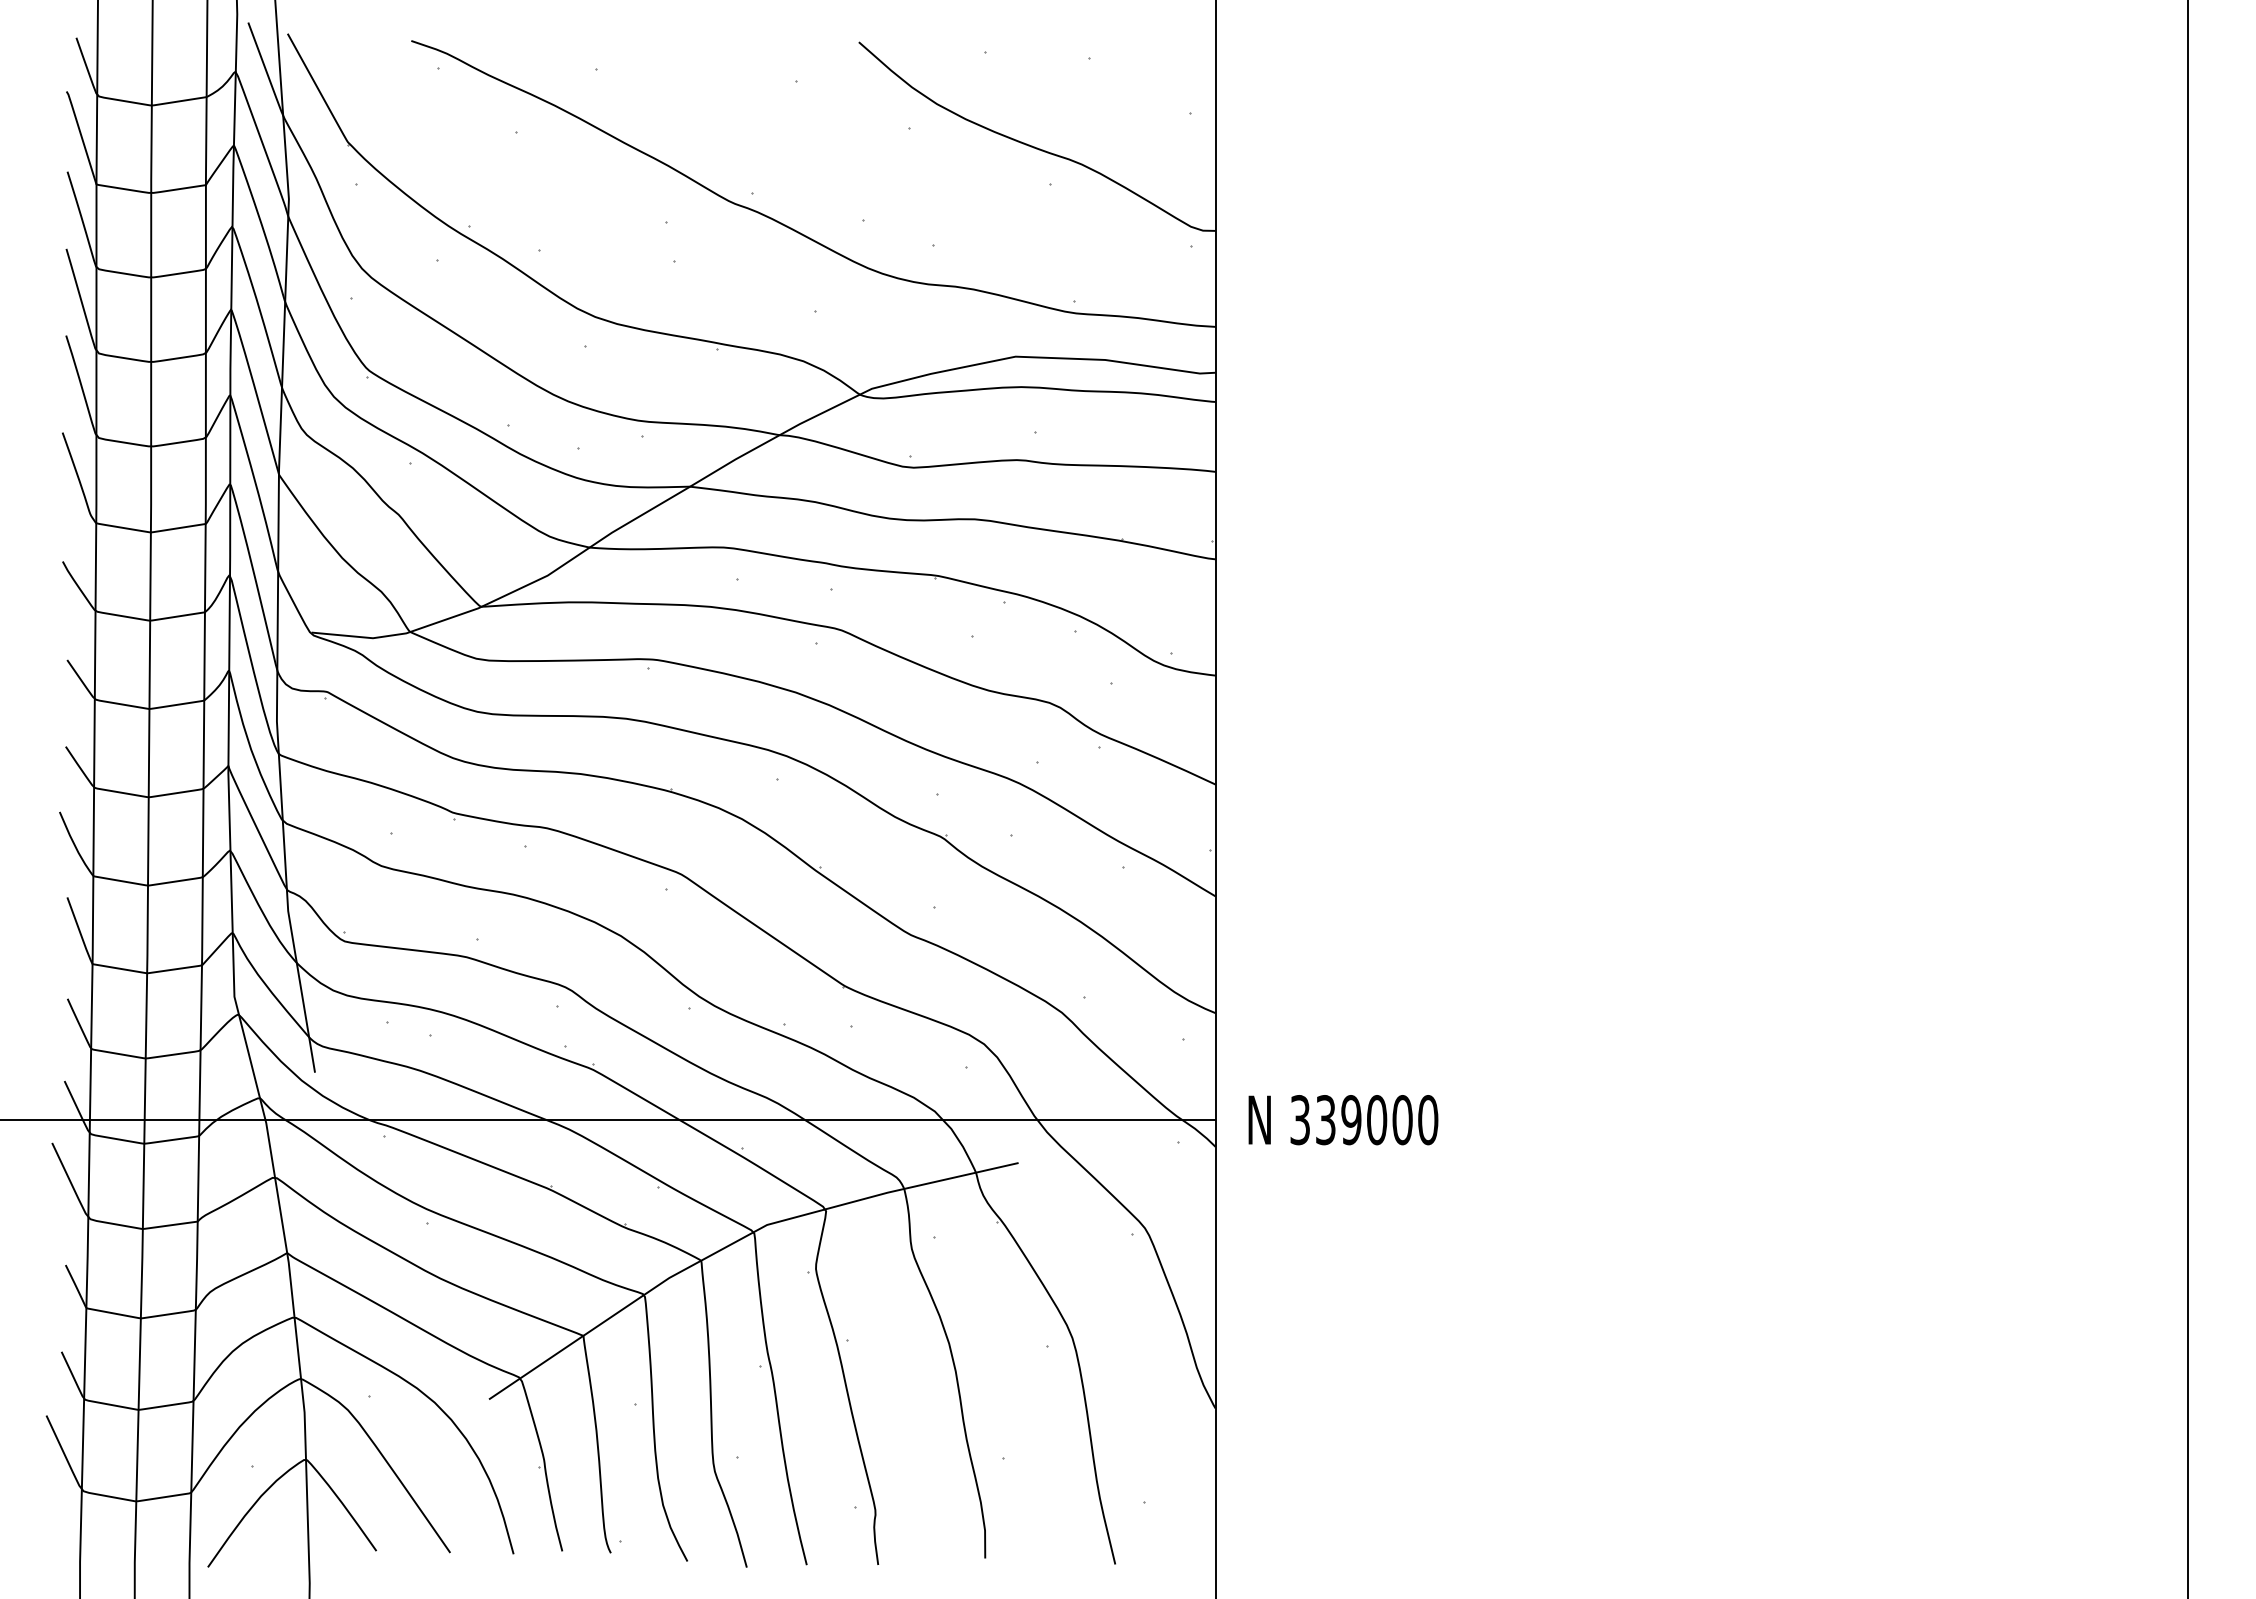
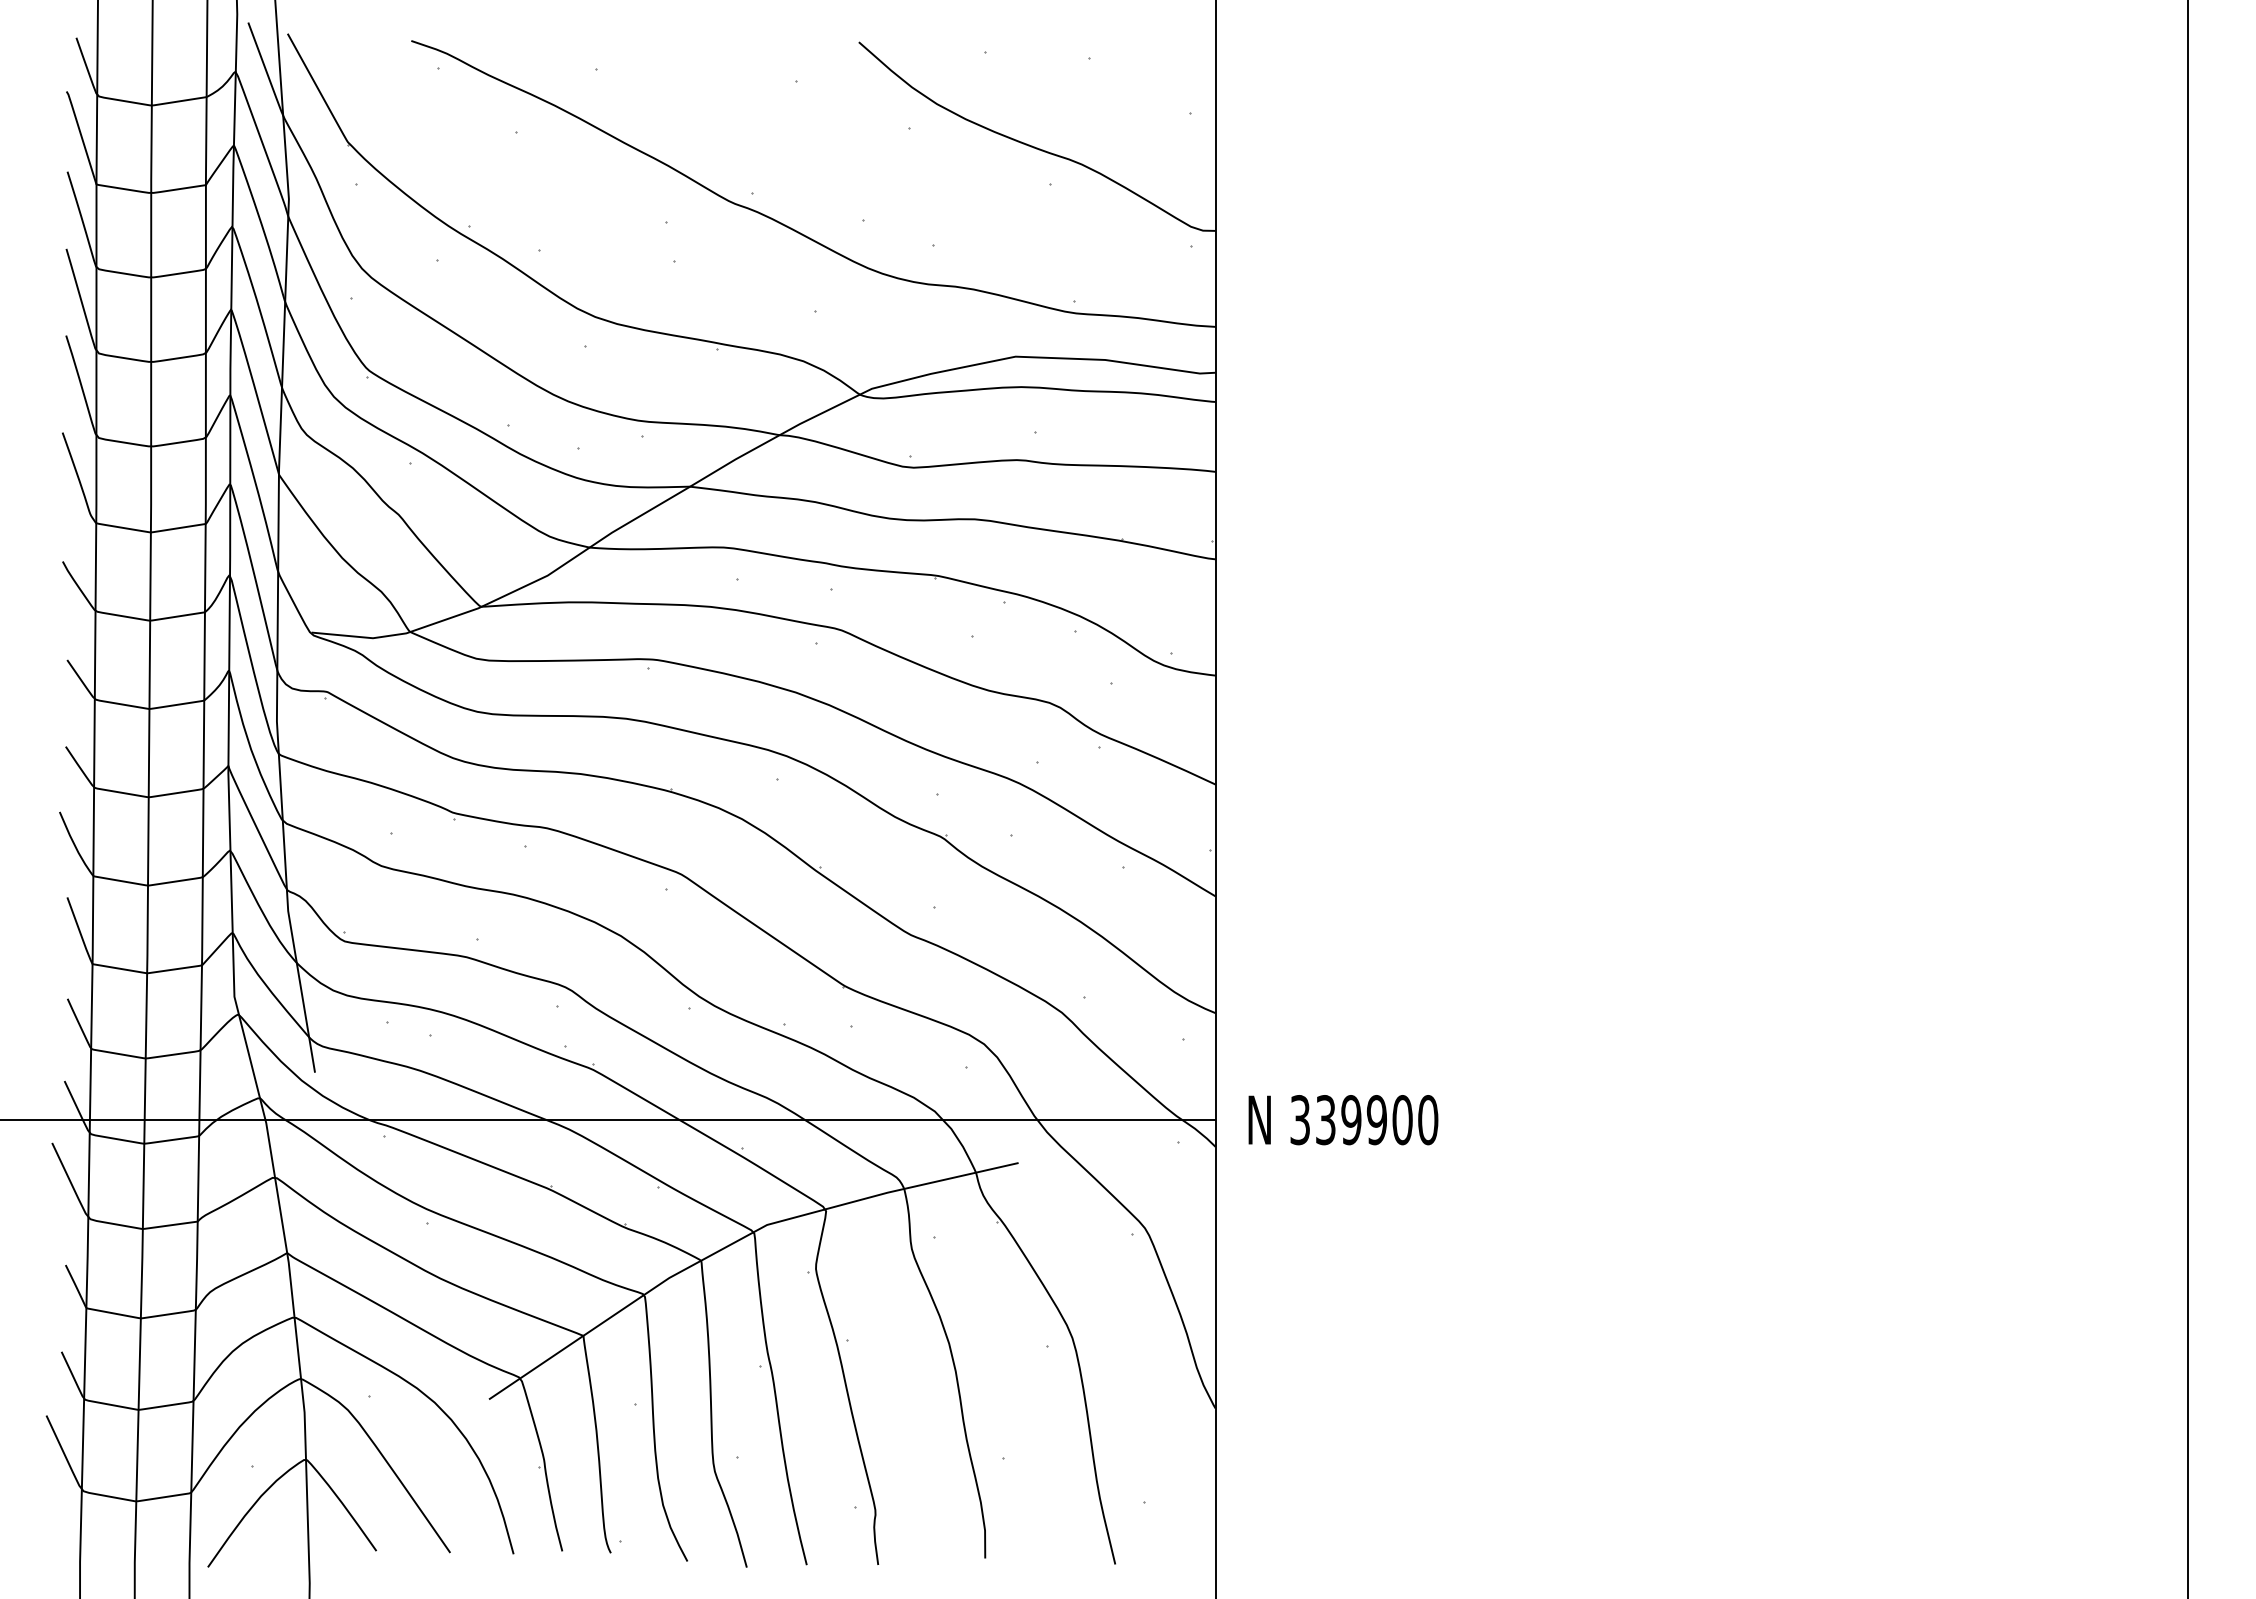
text: 339000 -> 339900 (1376, 1120)
